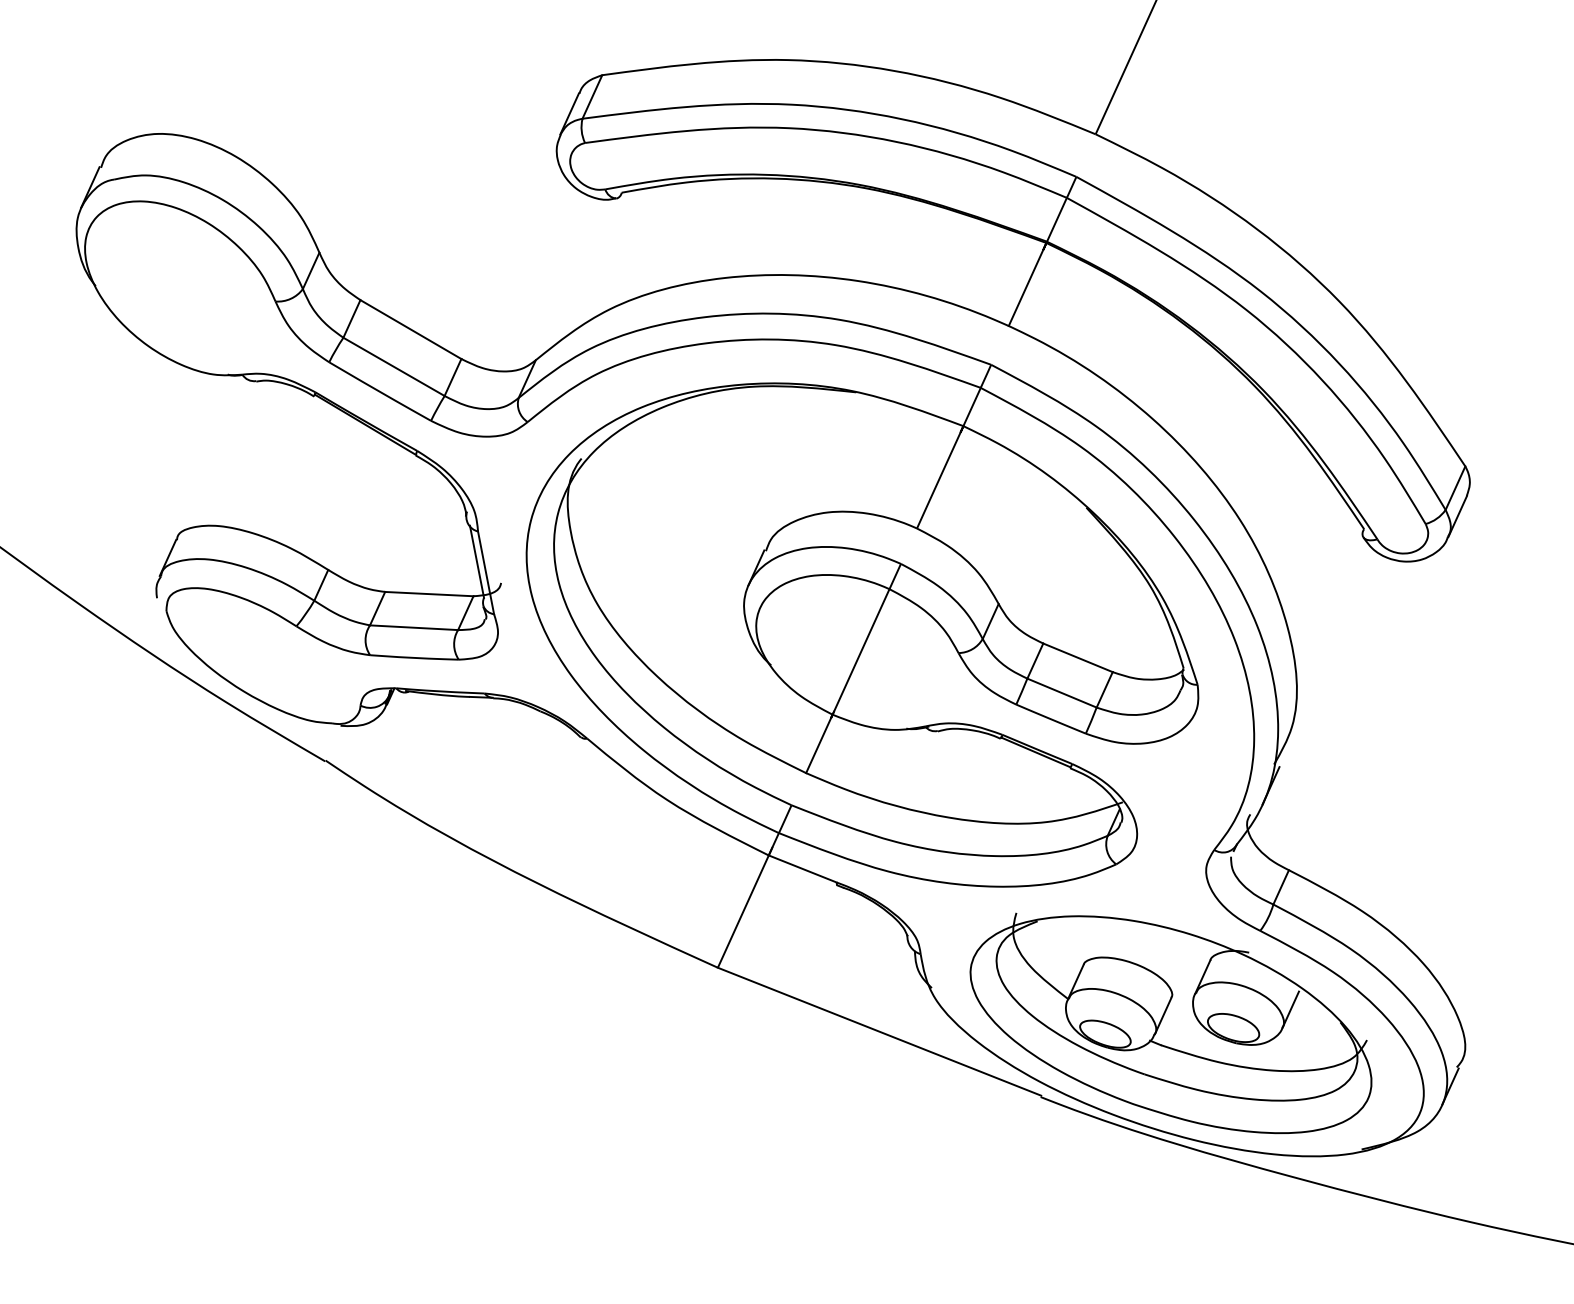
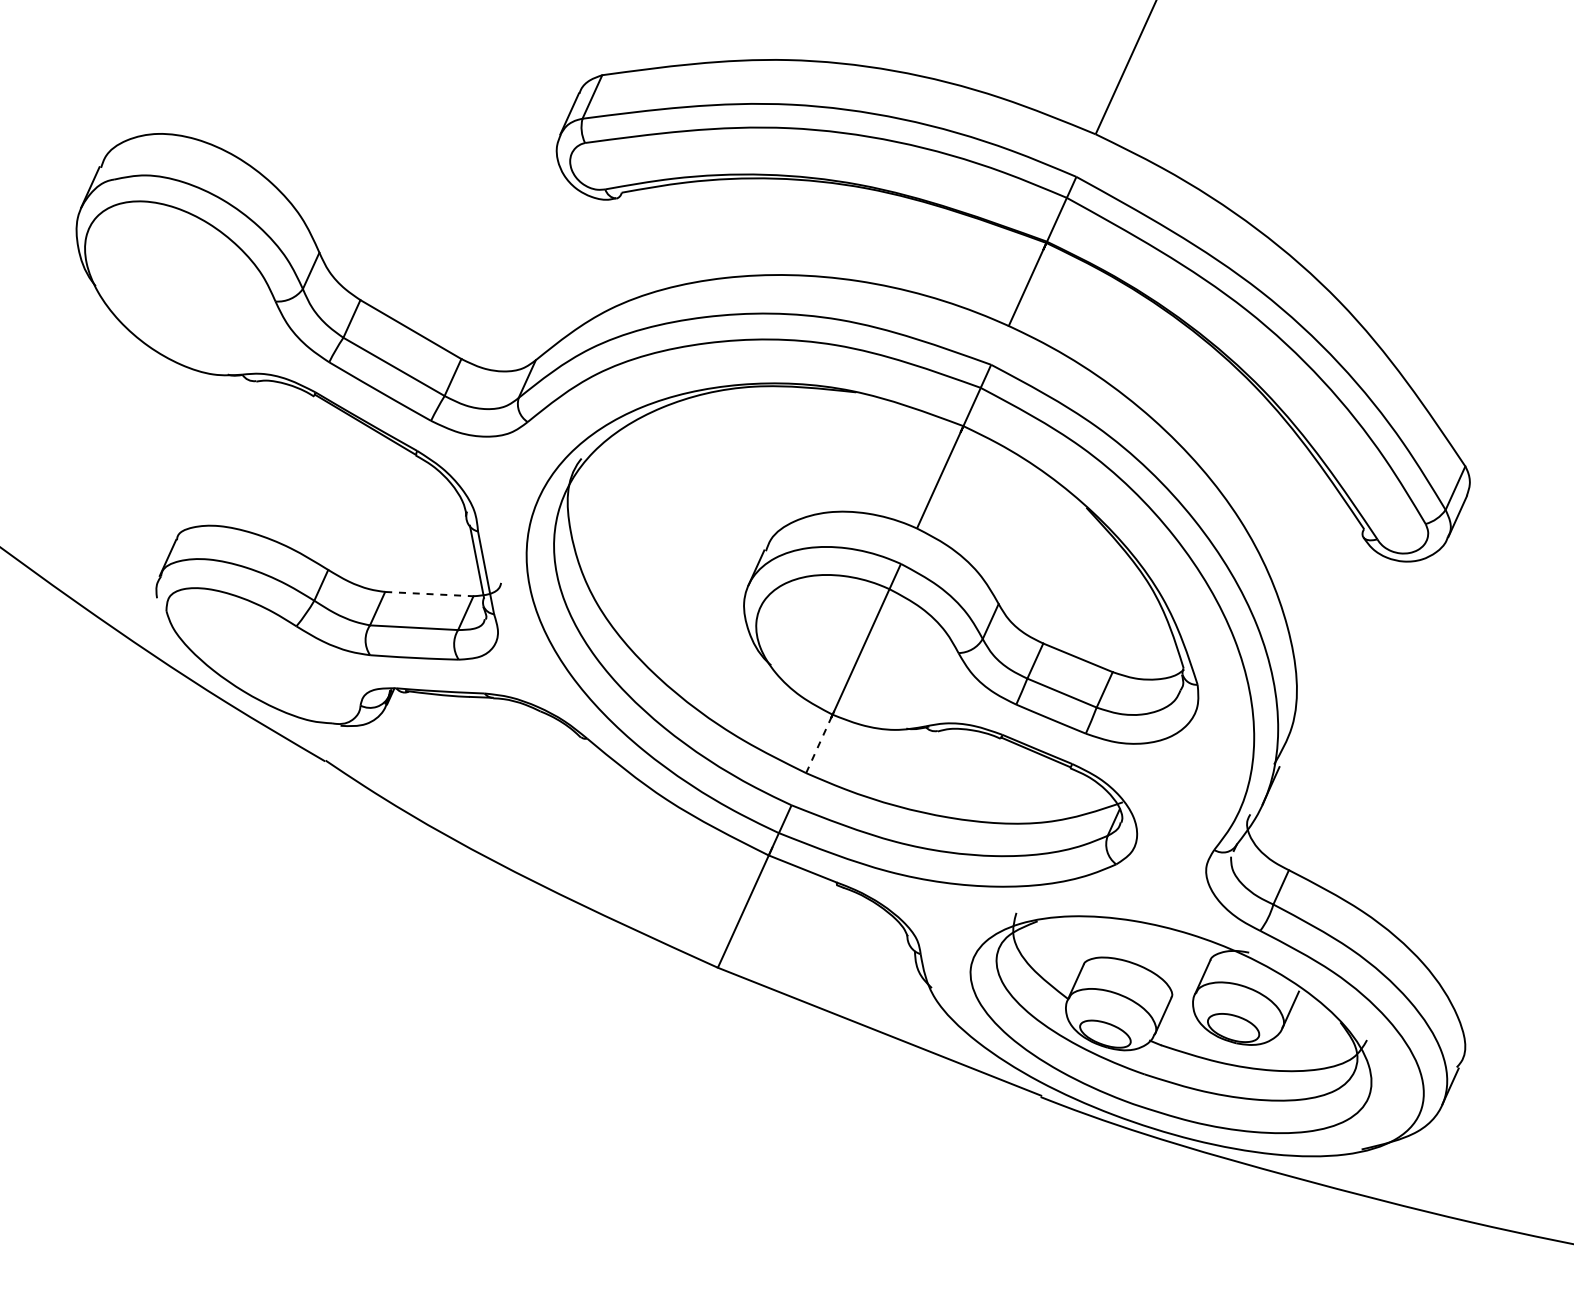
line: solid -> dashed (429, 594)
line: solid -> dashed (819, 743)
